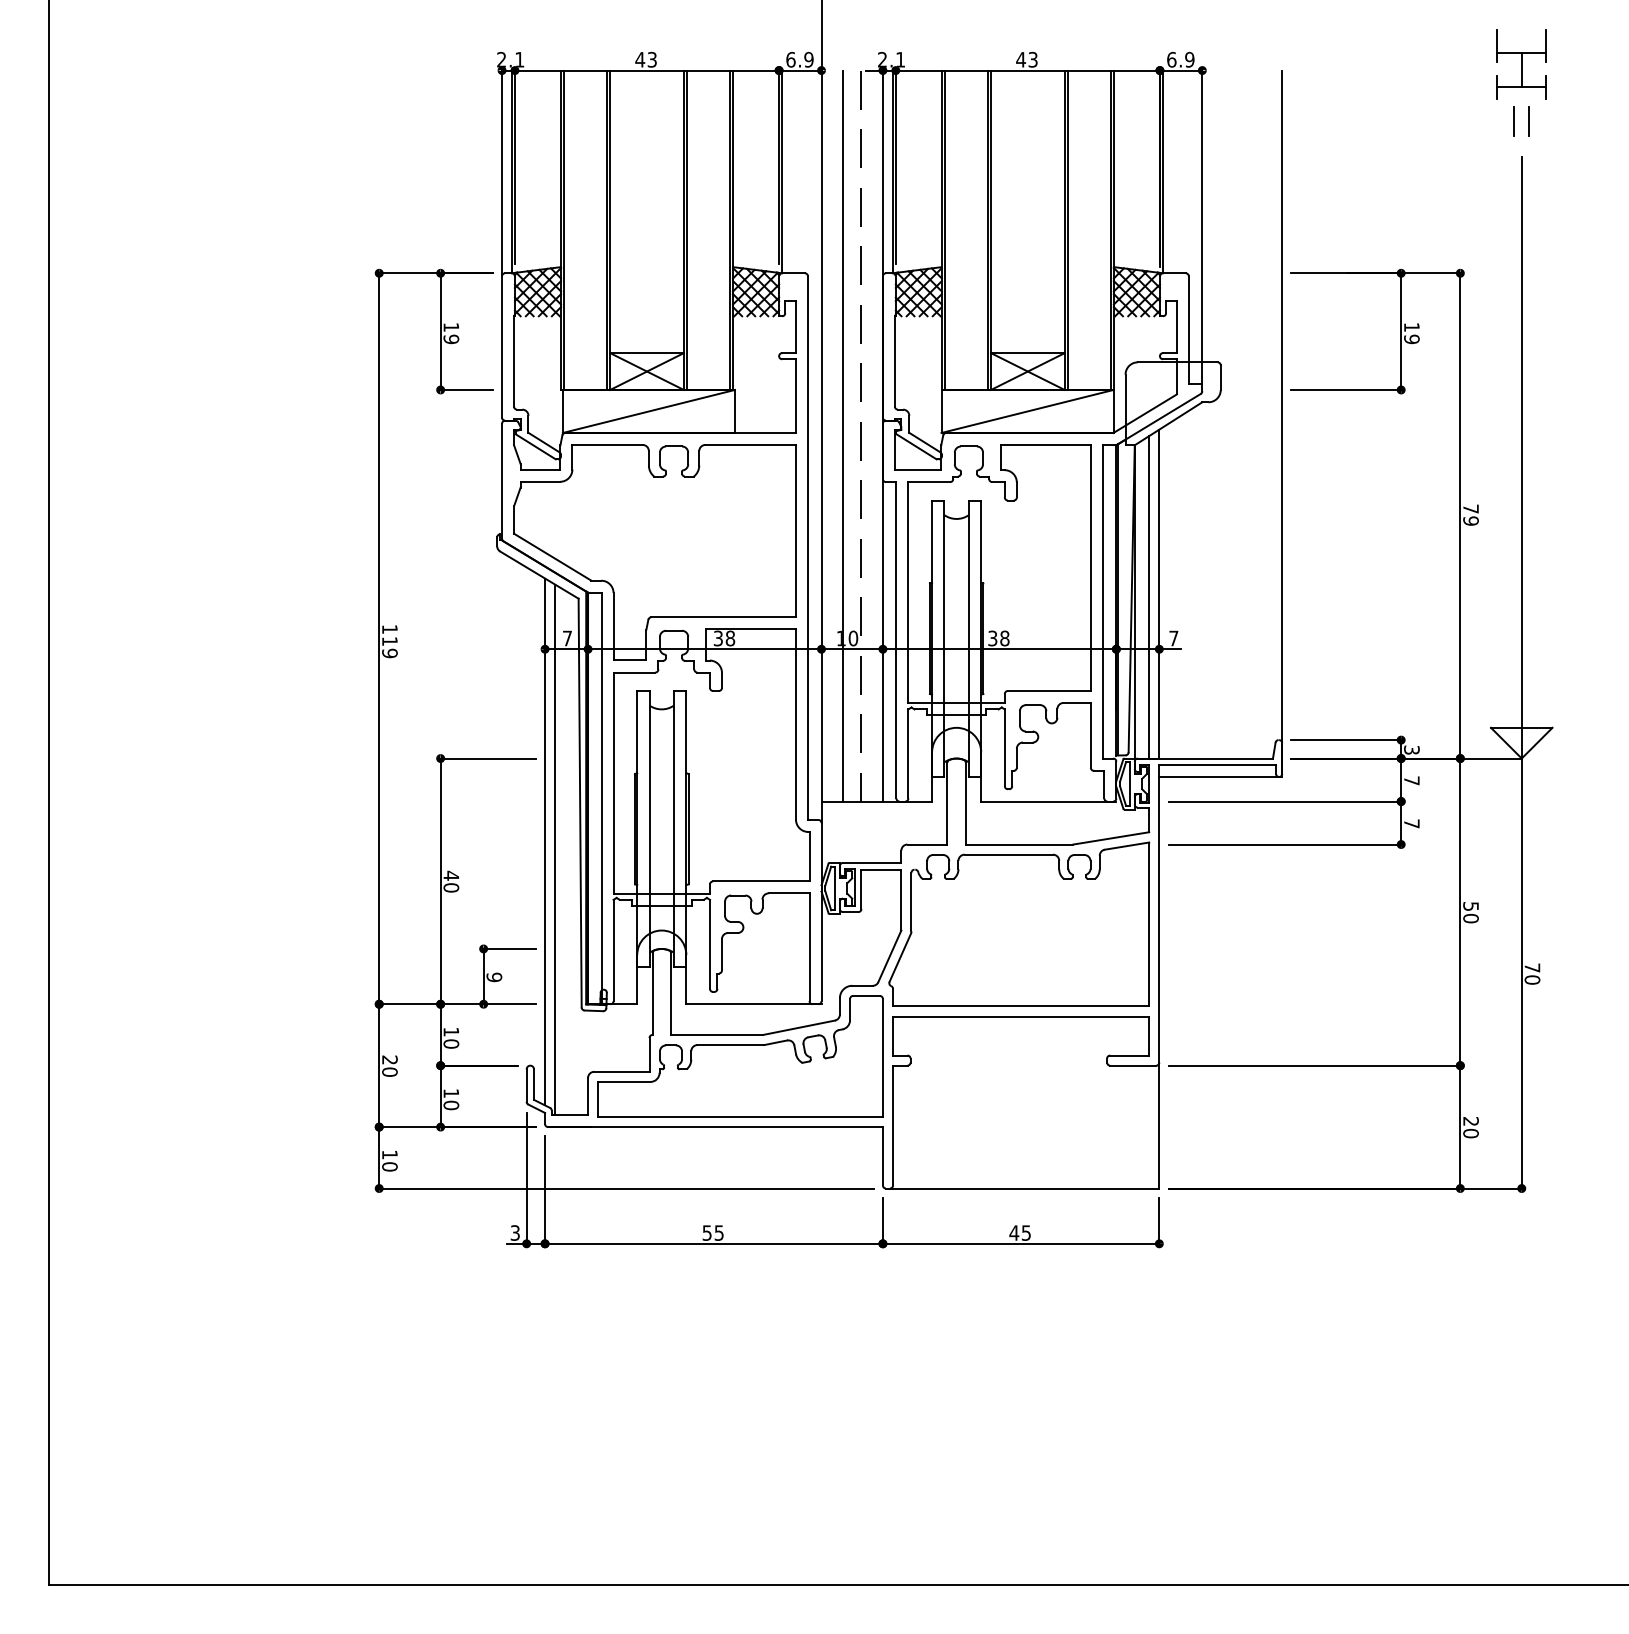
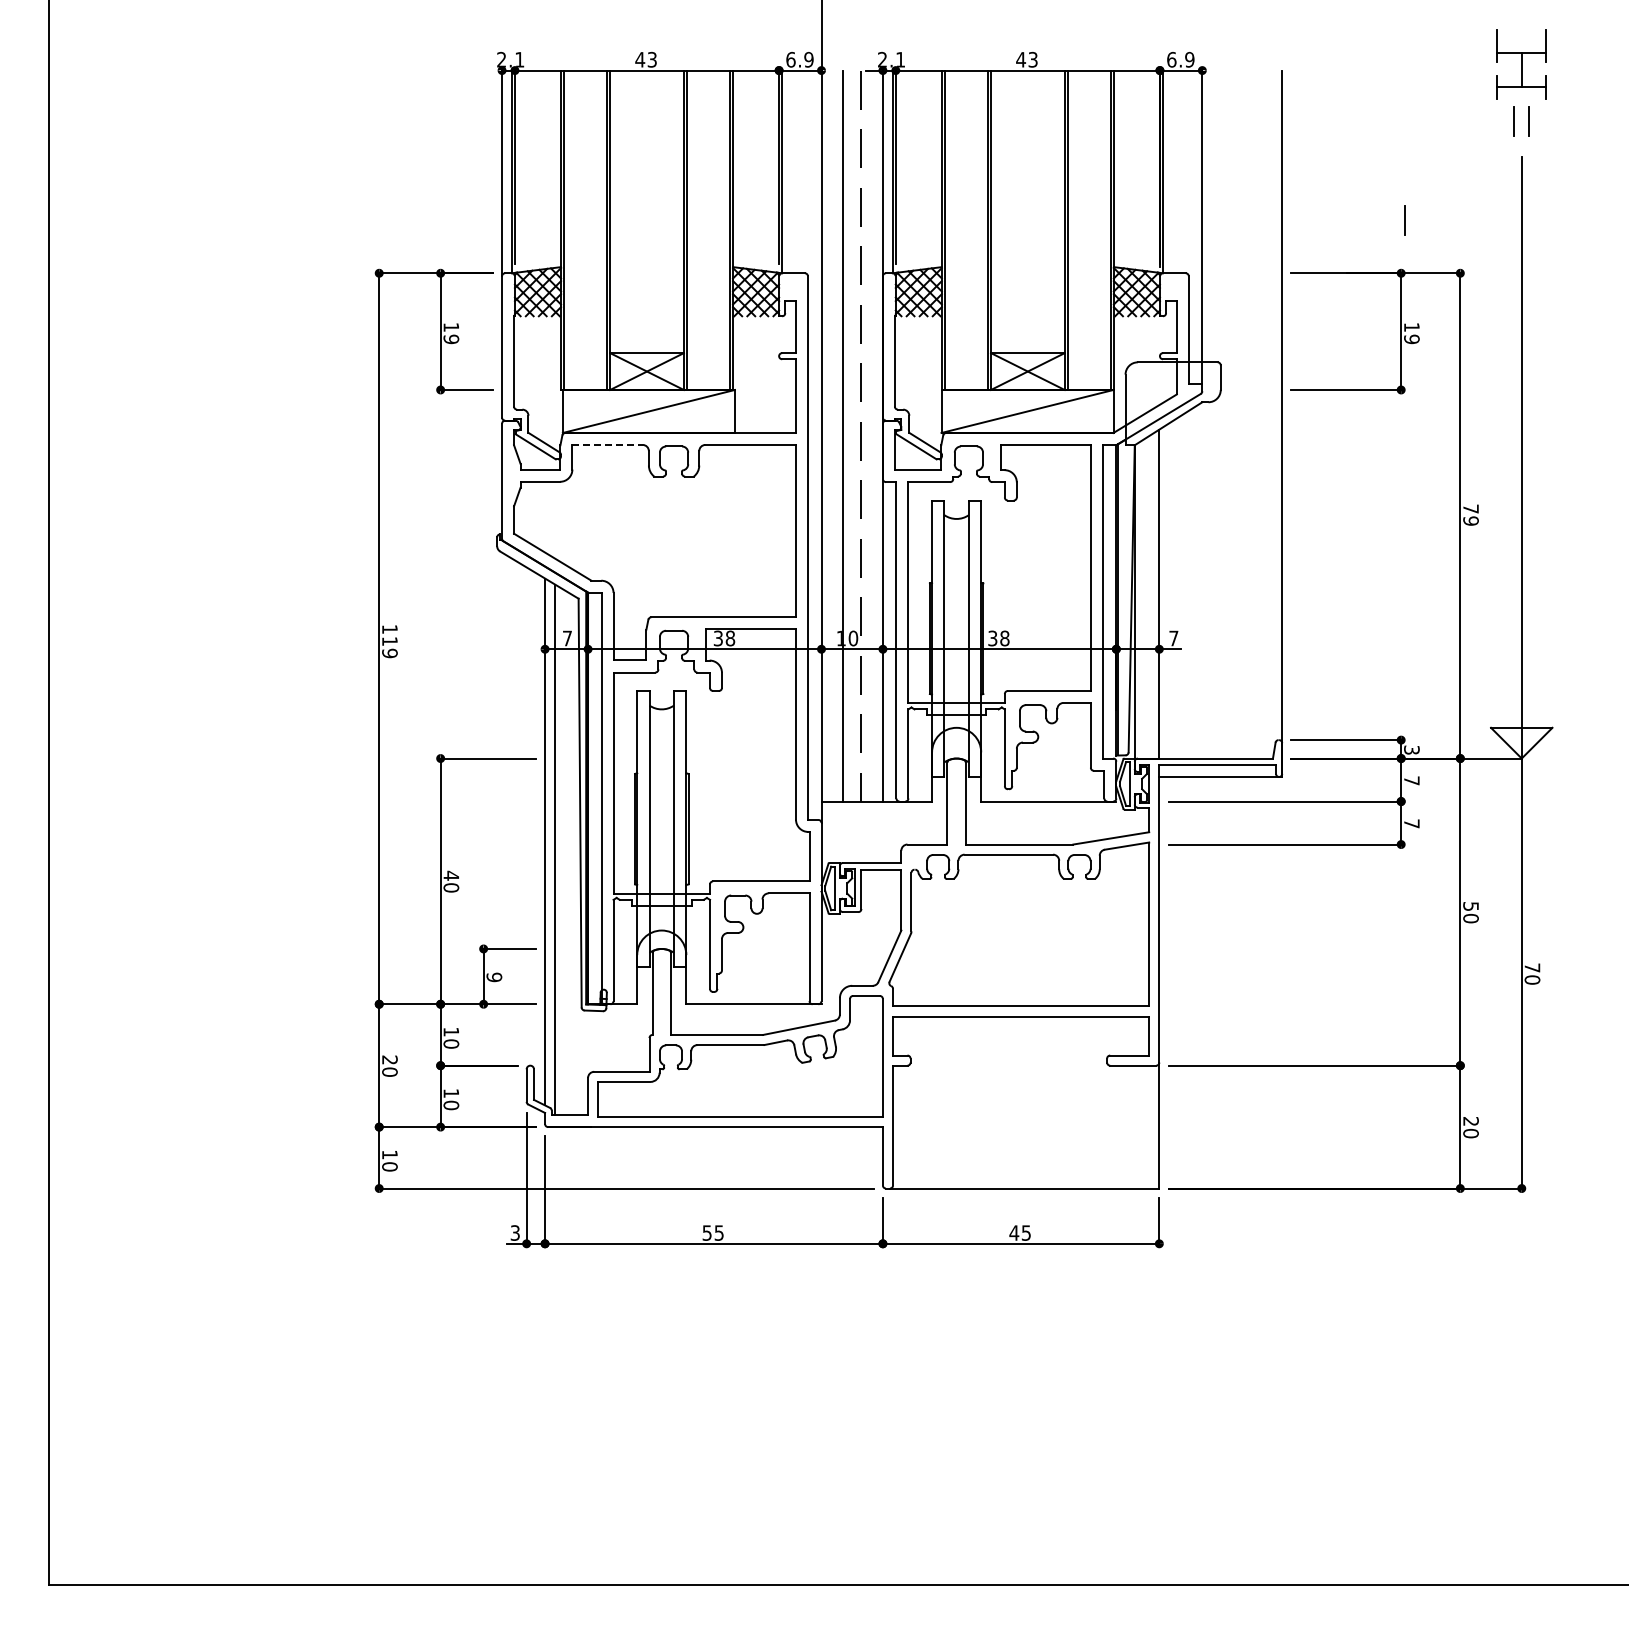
line: none -> present (1404, 220)
line: solid -> dashed (608, 444)
line: present -> none (1149, 597)
